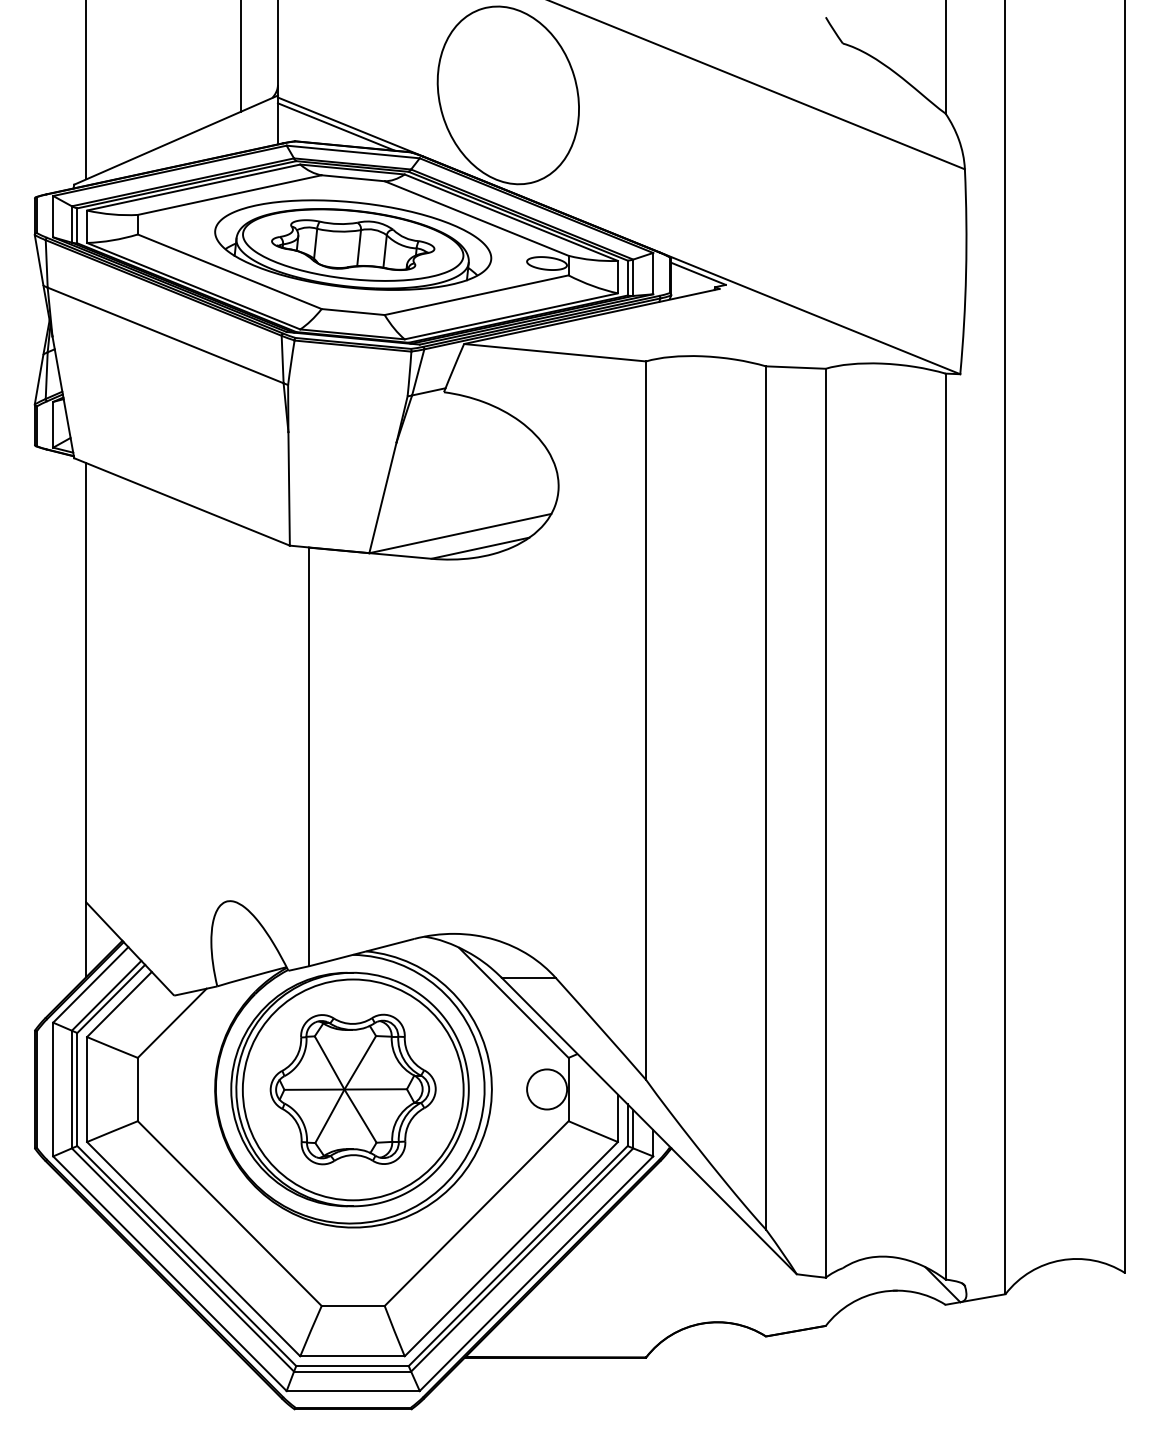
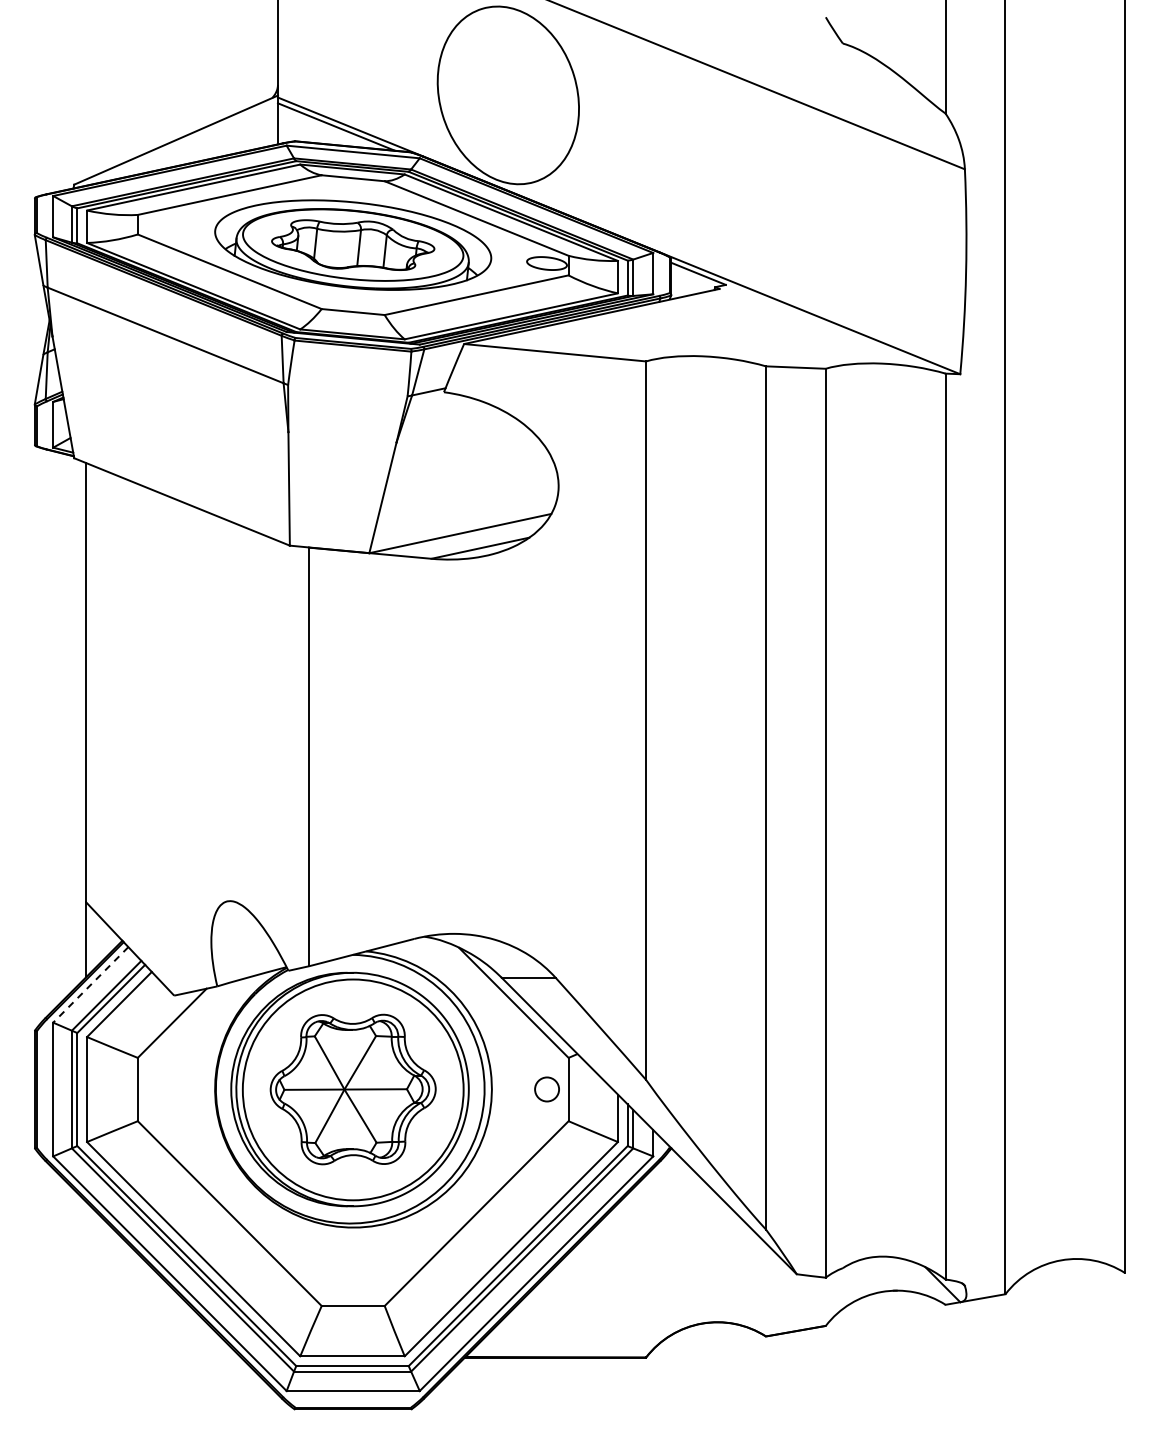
line: present -> none (240, 56)
line: present -> none (86, 90)
line: solid -> dashed (90, 985)
circle diameter: 40 px -> 24 px (547, 1089)
